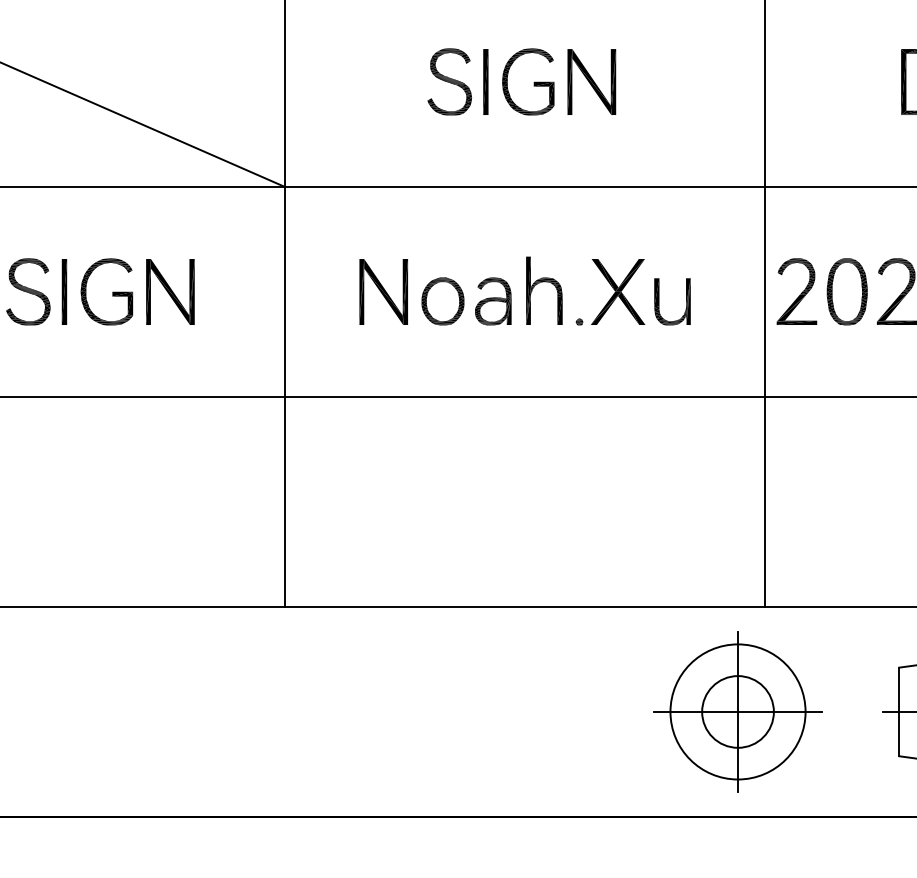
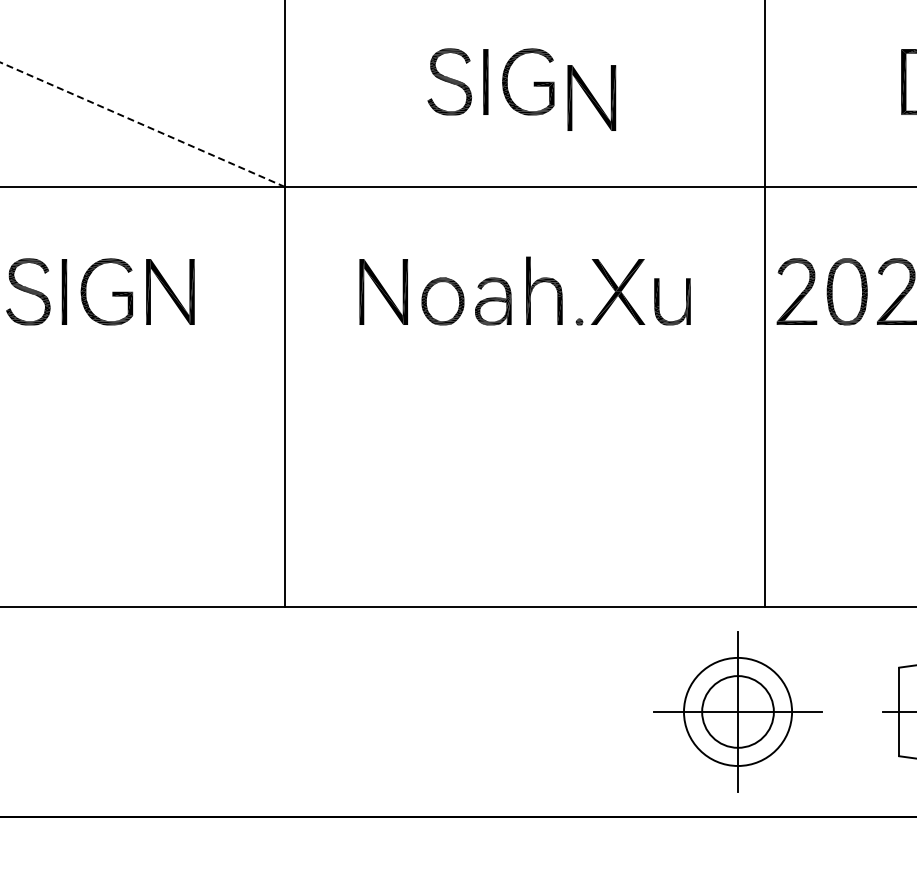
part position: (591, 81) -> (591, 97) (591, 97)
line: solid -> dashed (142, 124)
line: present -> none (457, 397)
circle diameter: 135 px -> 108 px (737, 711)
